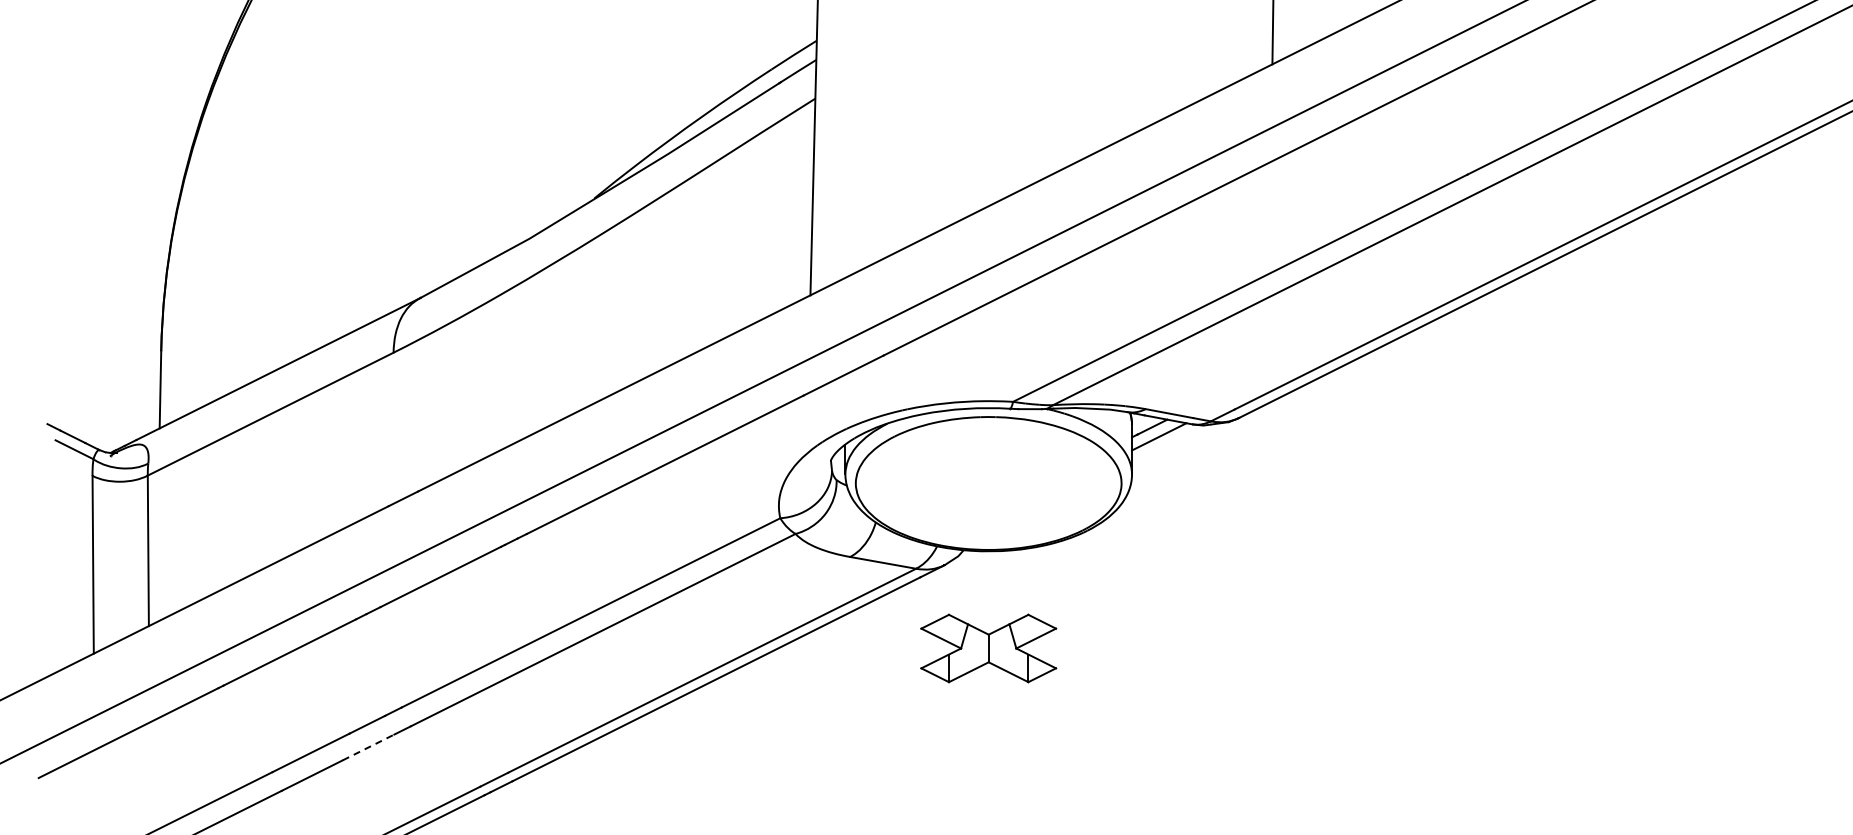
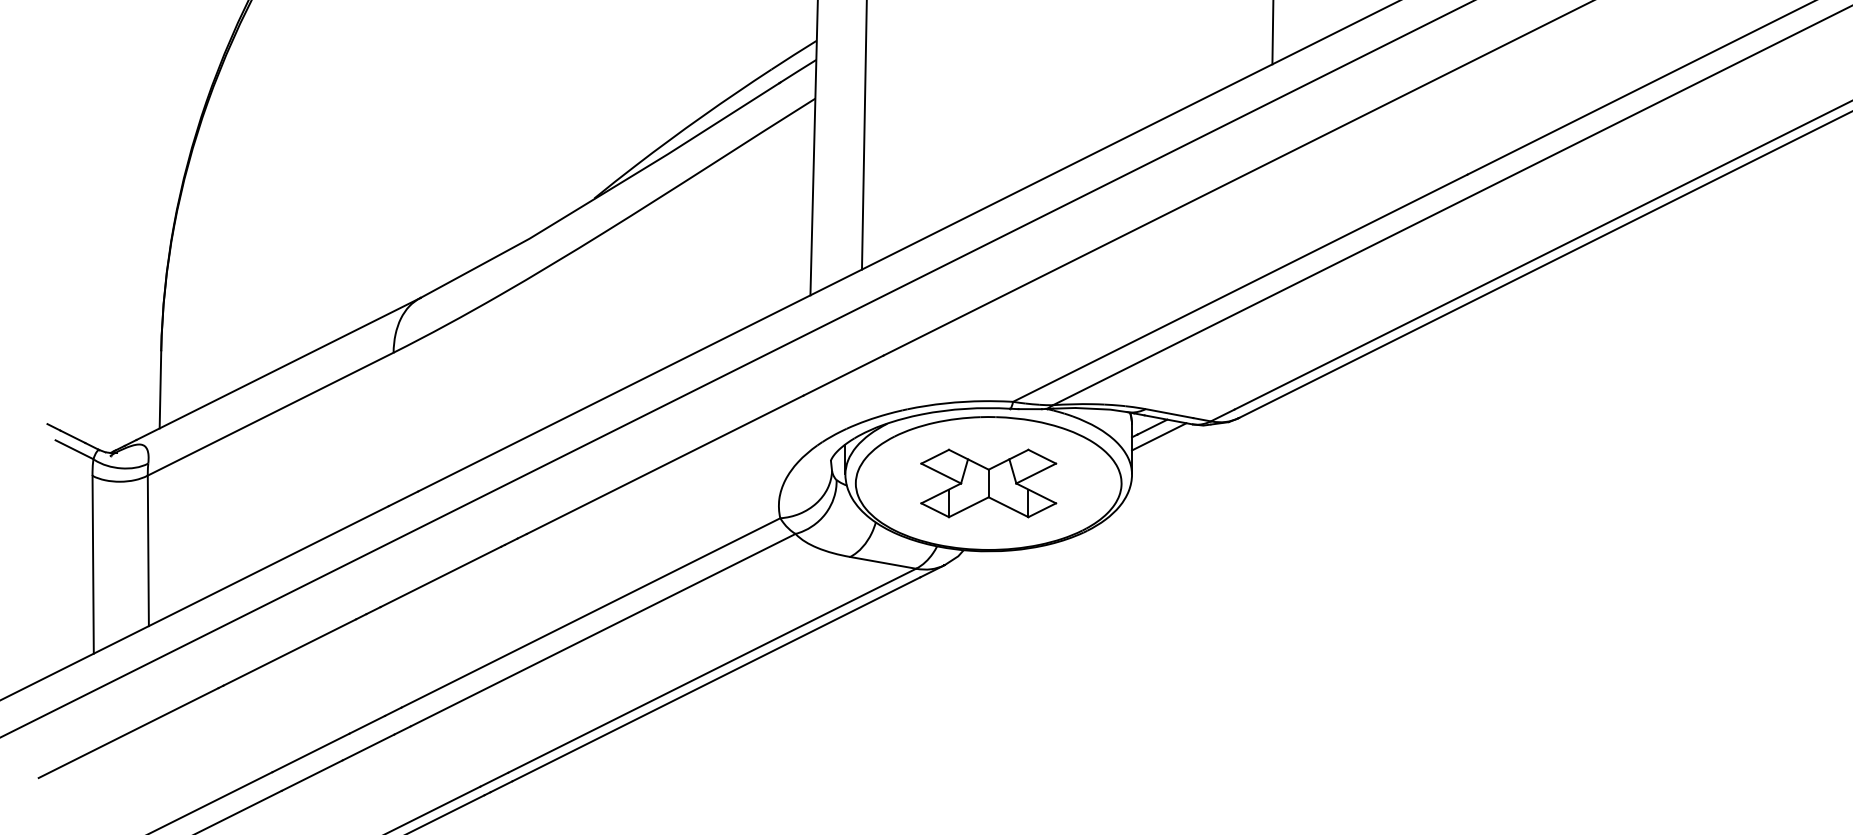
line: none -> present (863, 135)
line position: (762, 382) -> (736, 369) (736, 369)
part position: (988, 648) -> (988, 483) (988, 483)
line: dashed -> solid (368, 747)
